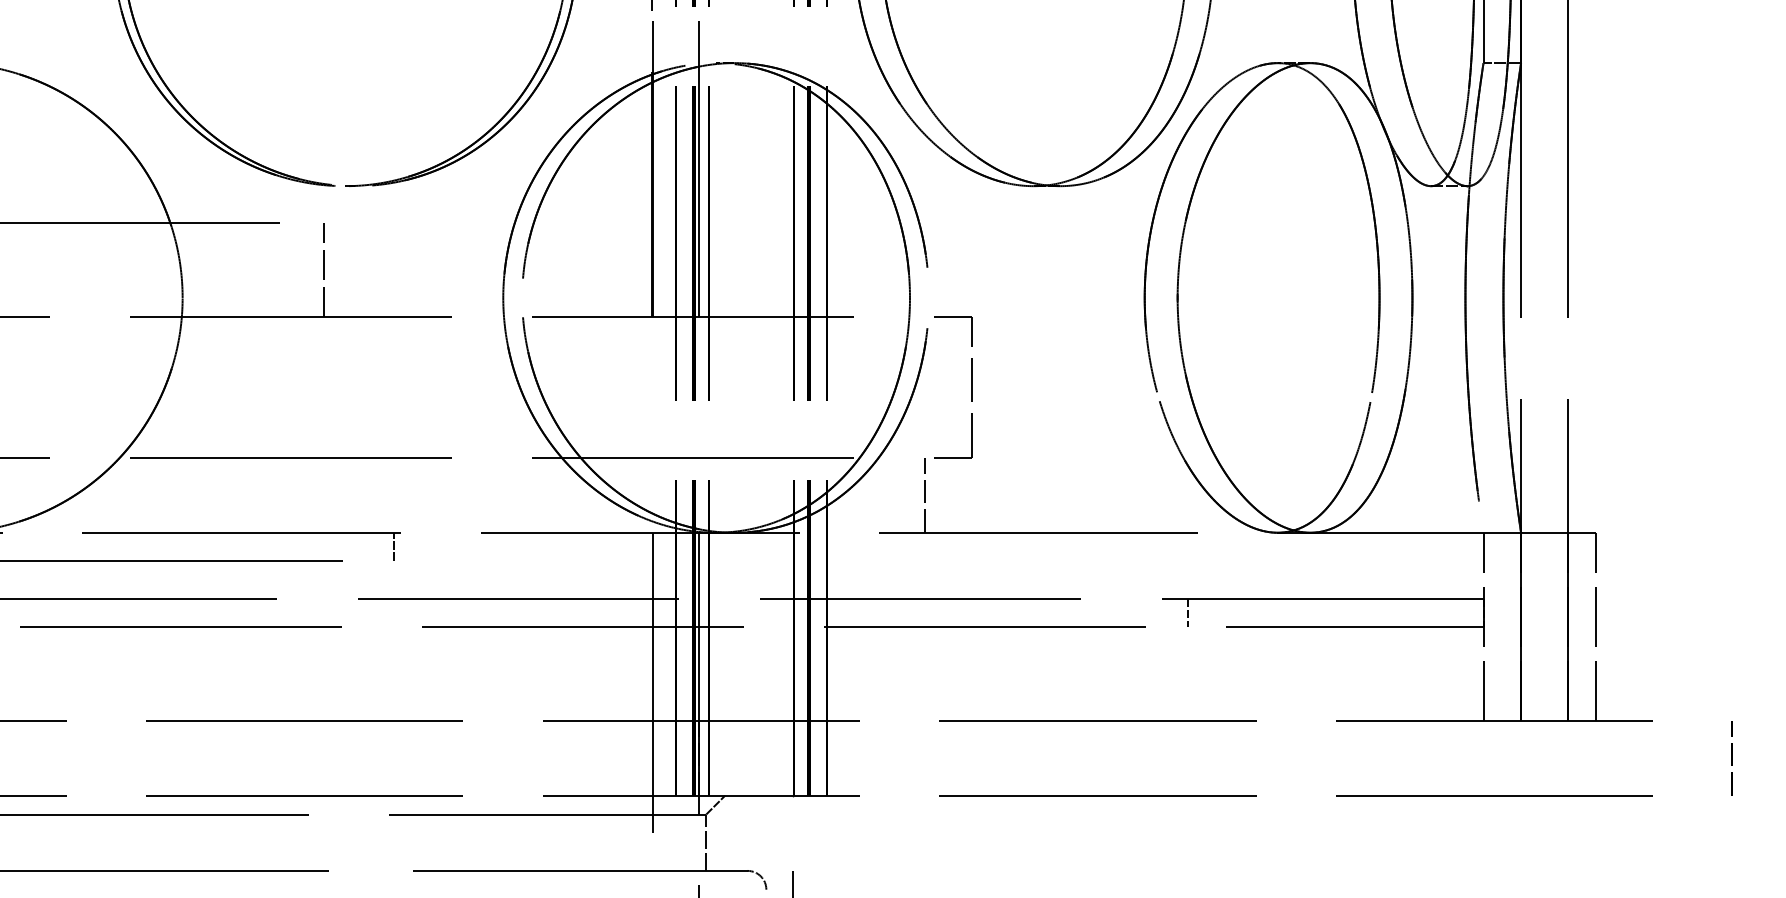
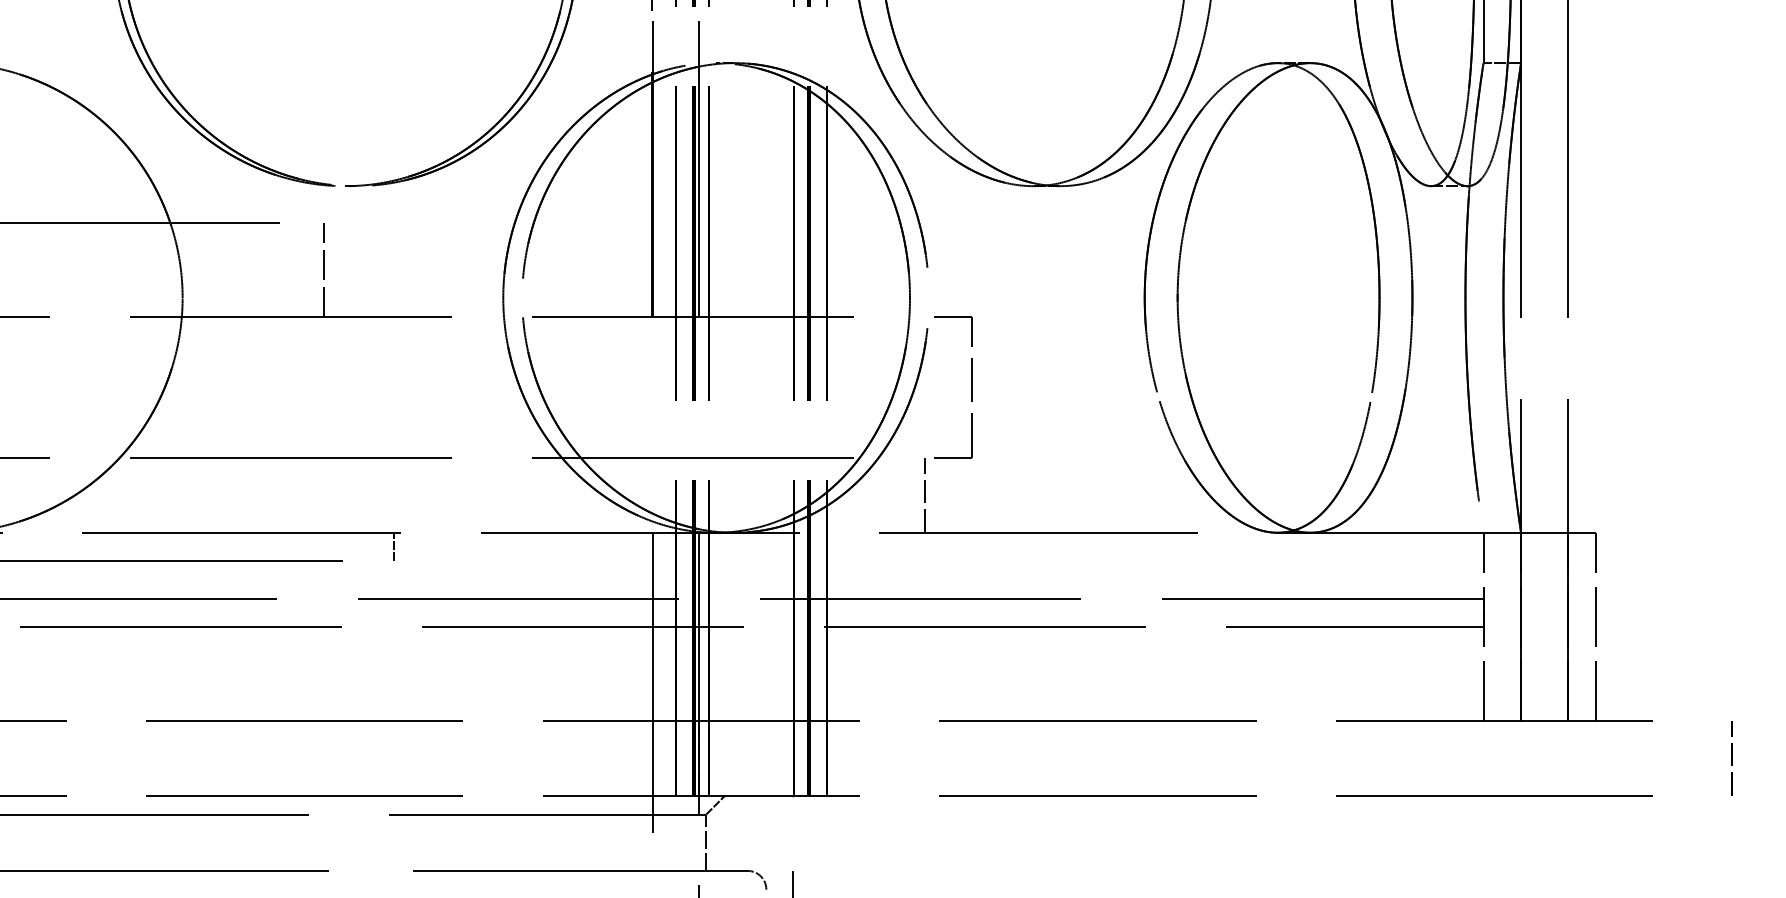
line: present -> none (1187, 612)
